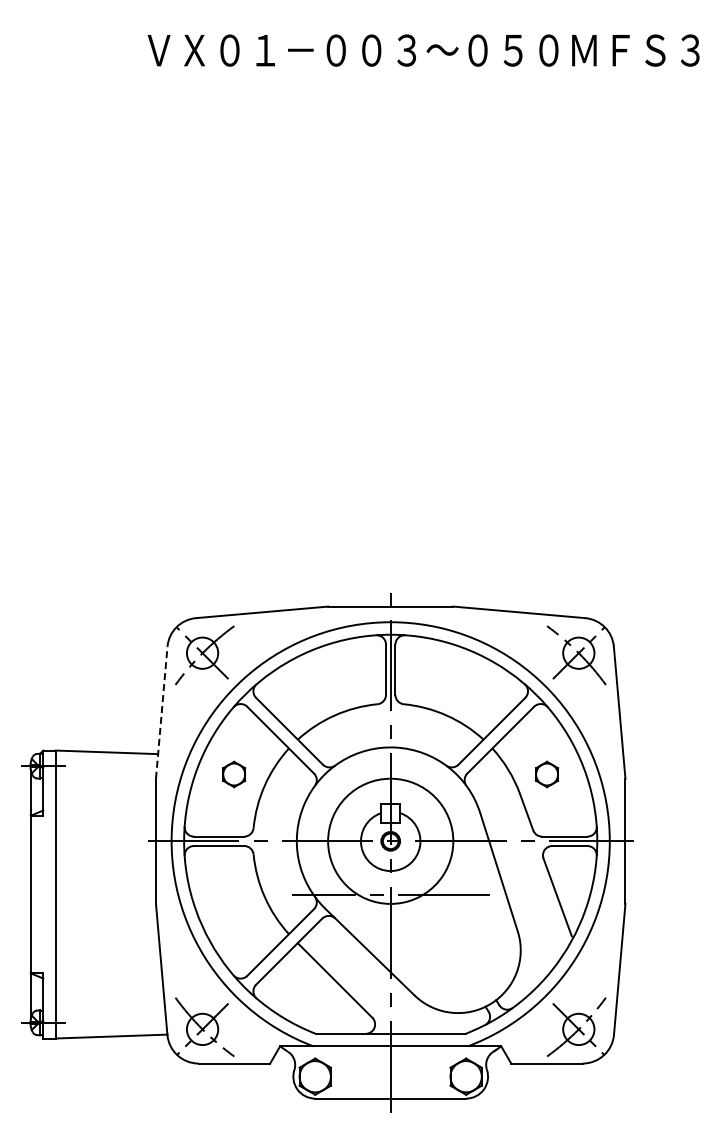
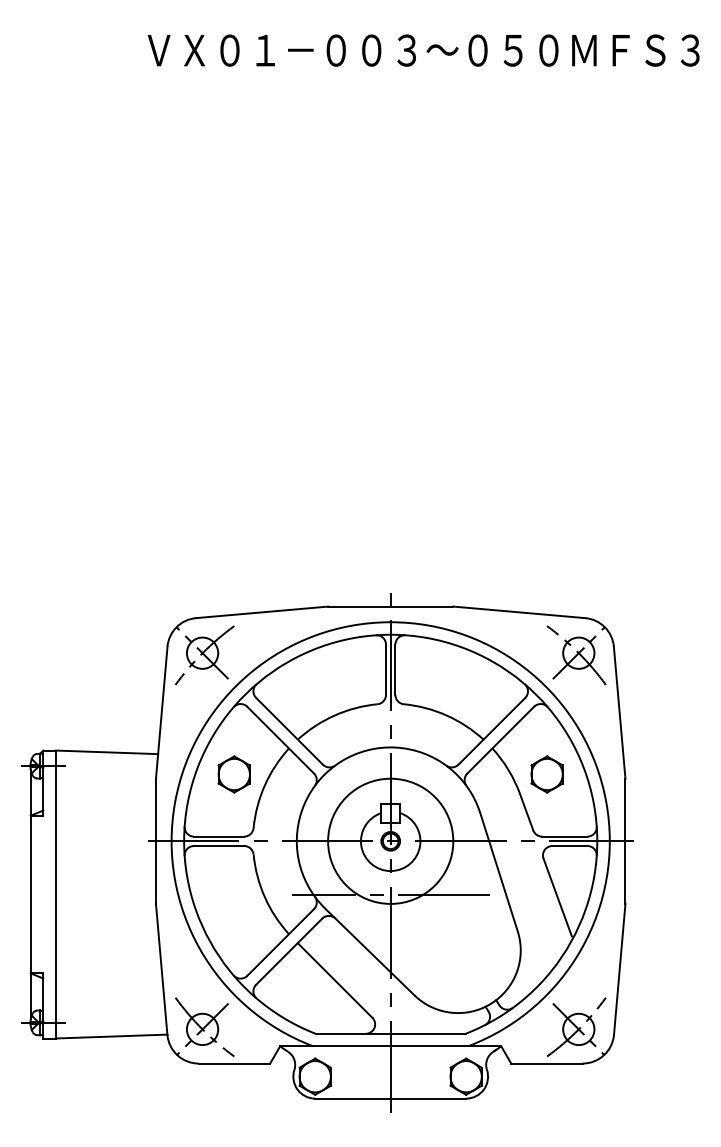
line: dashed -> solid (161, 712)
part size: 25x29 px -> 34x39 px (233, 774)
part size: 24x29 px -> 34x39 px (546, 774)
